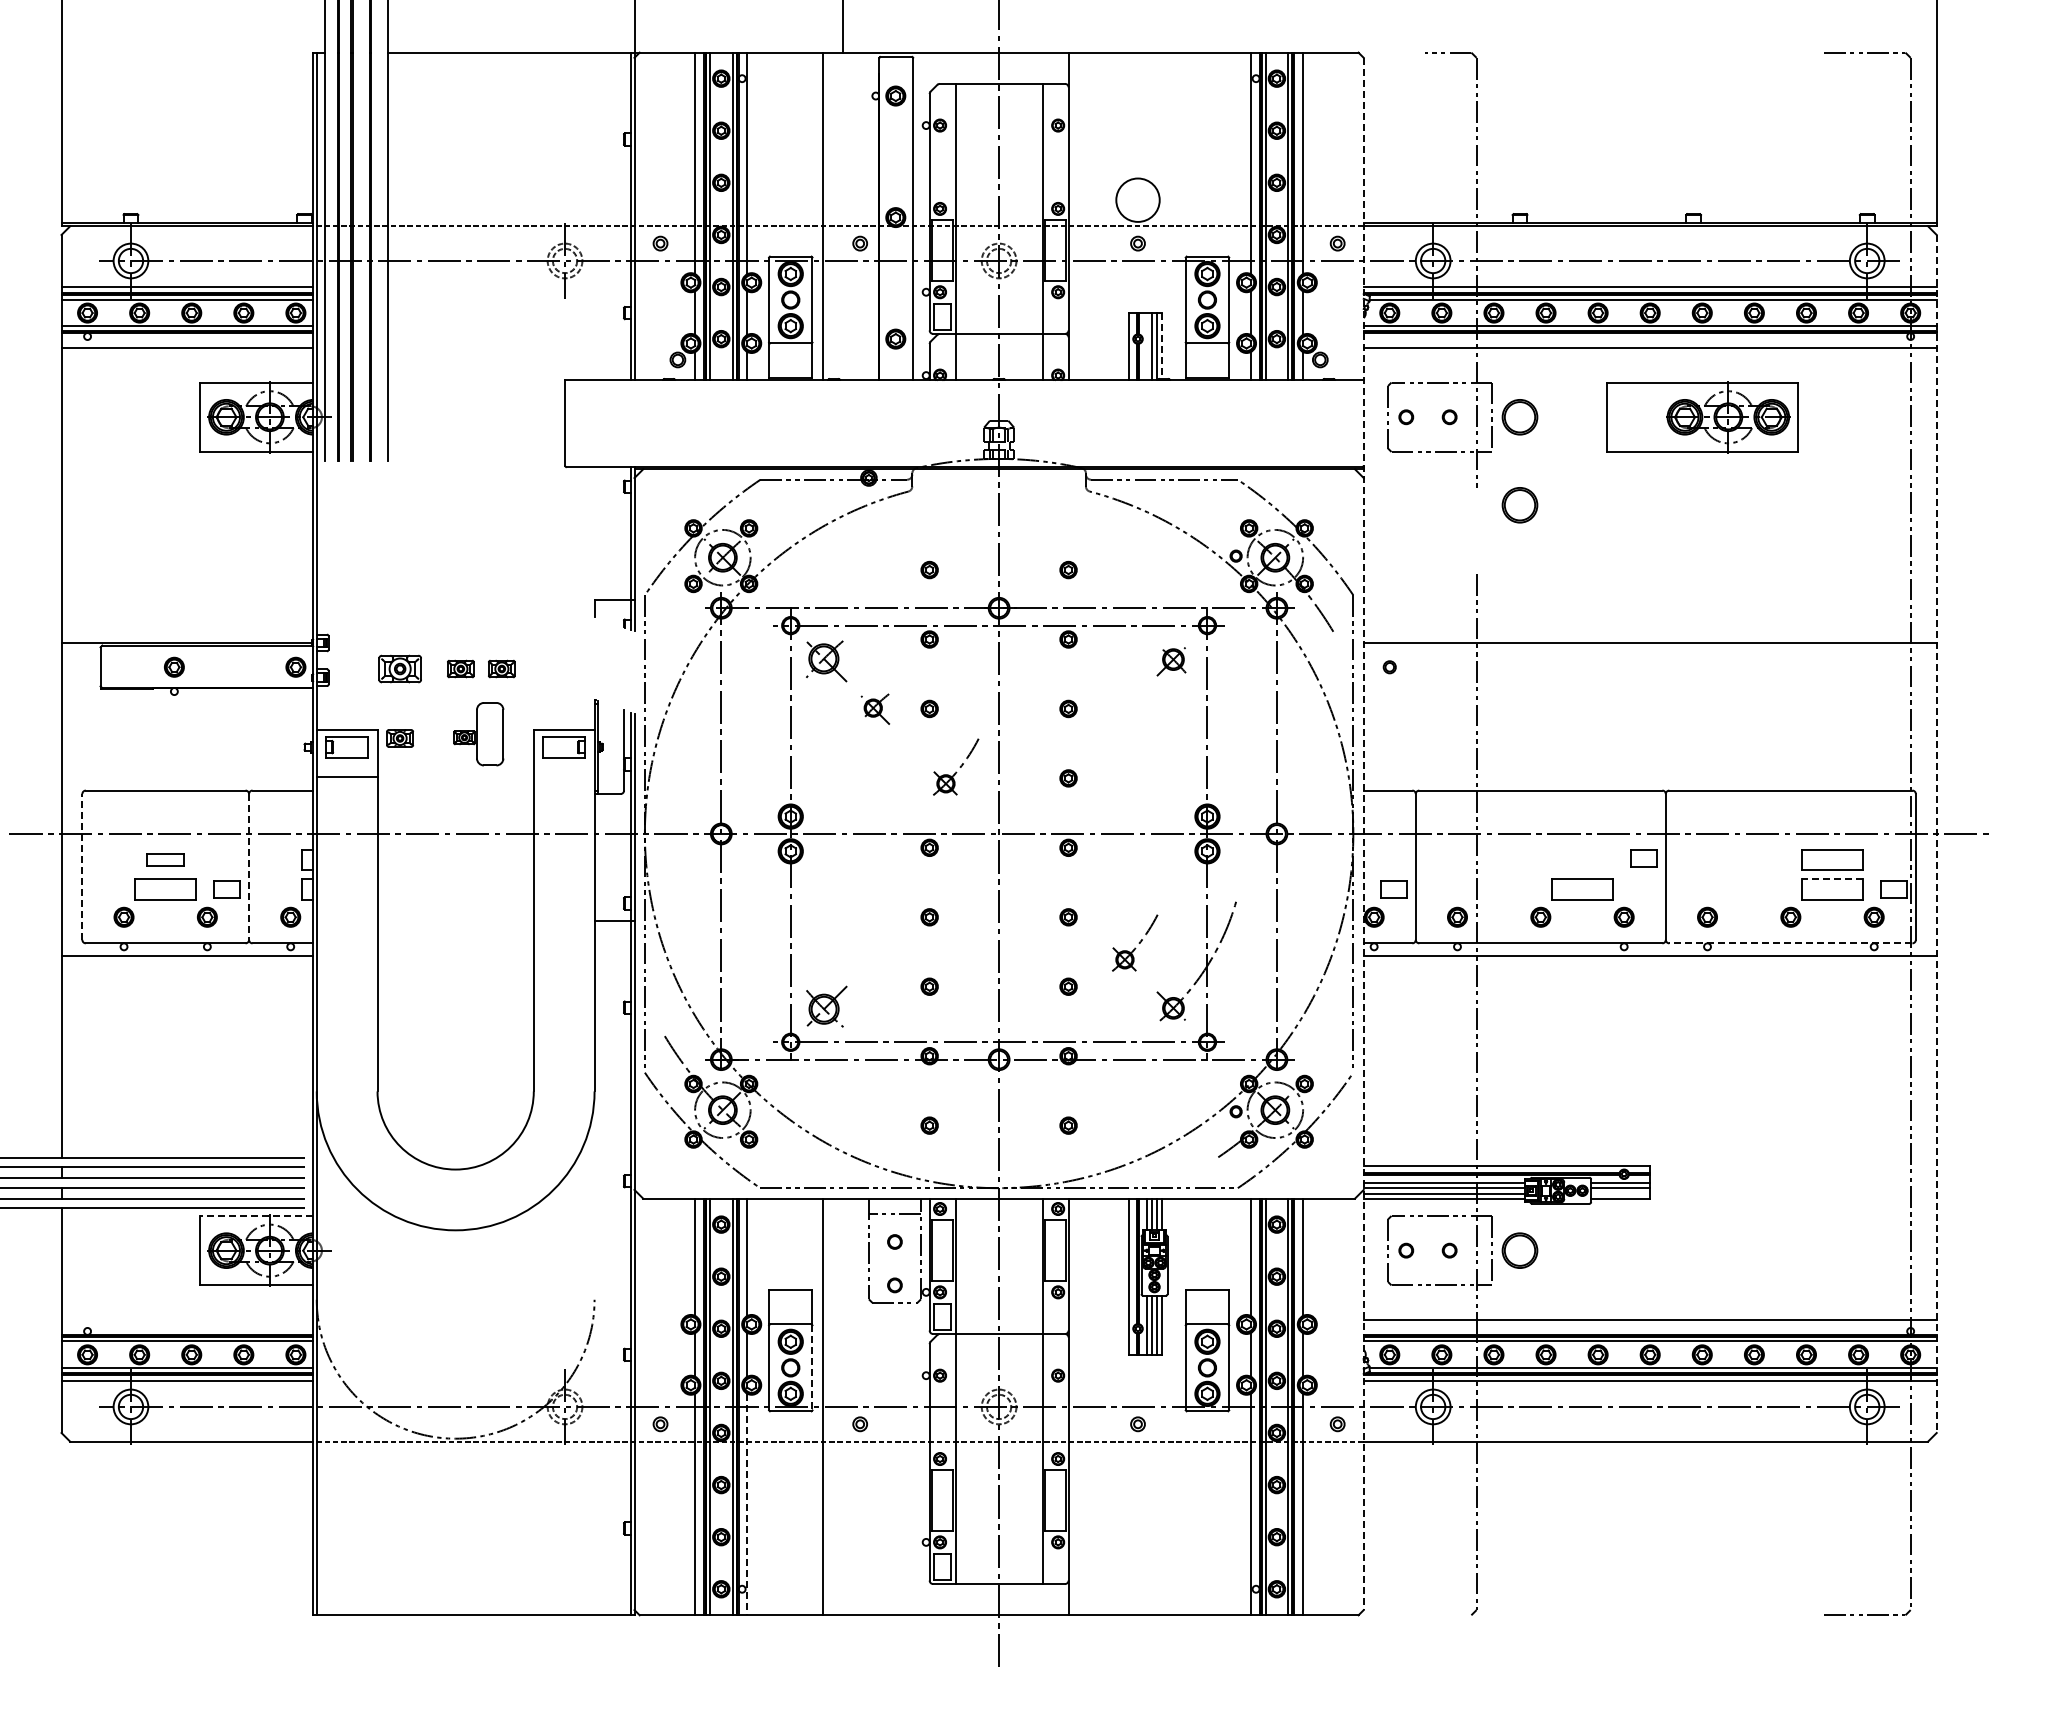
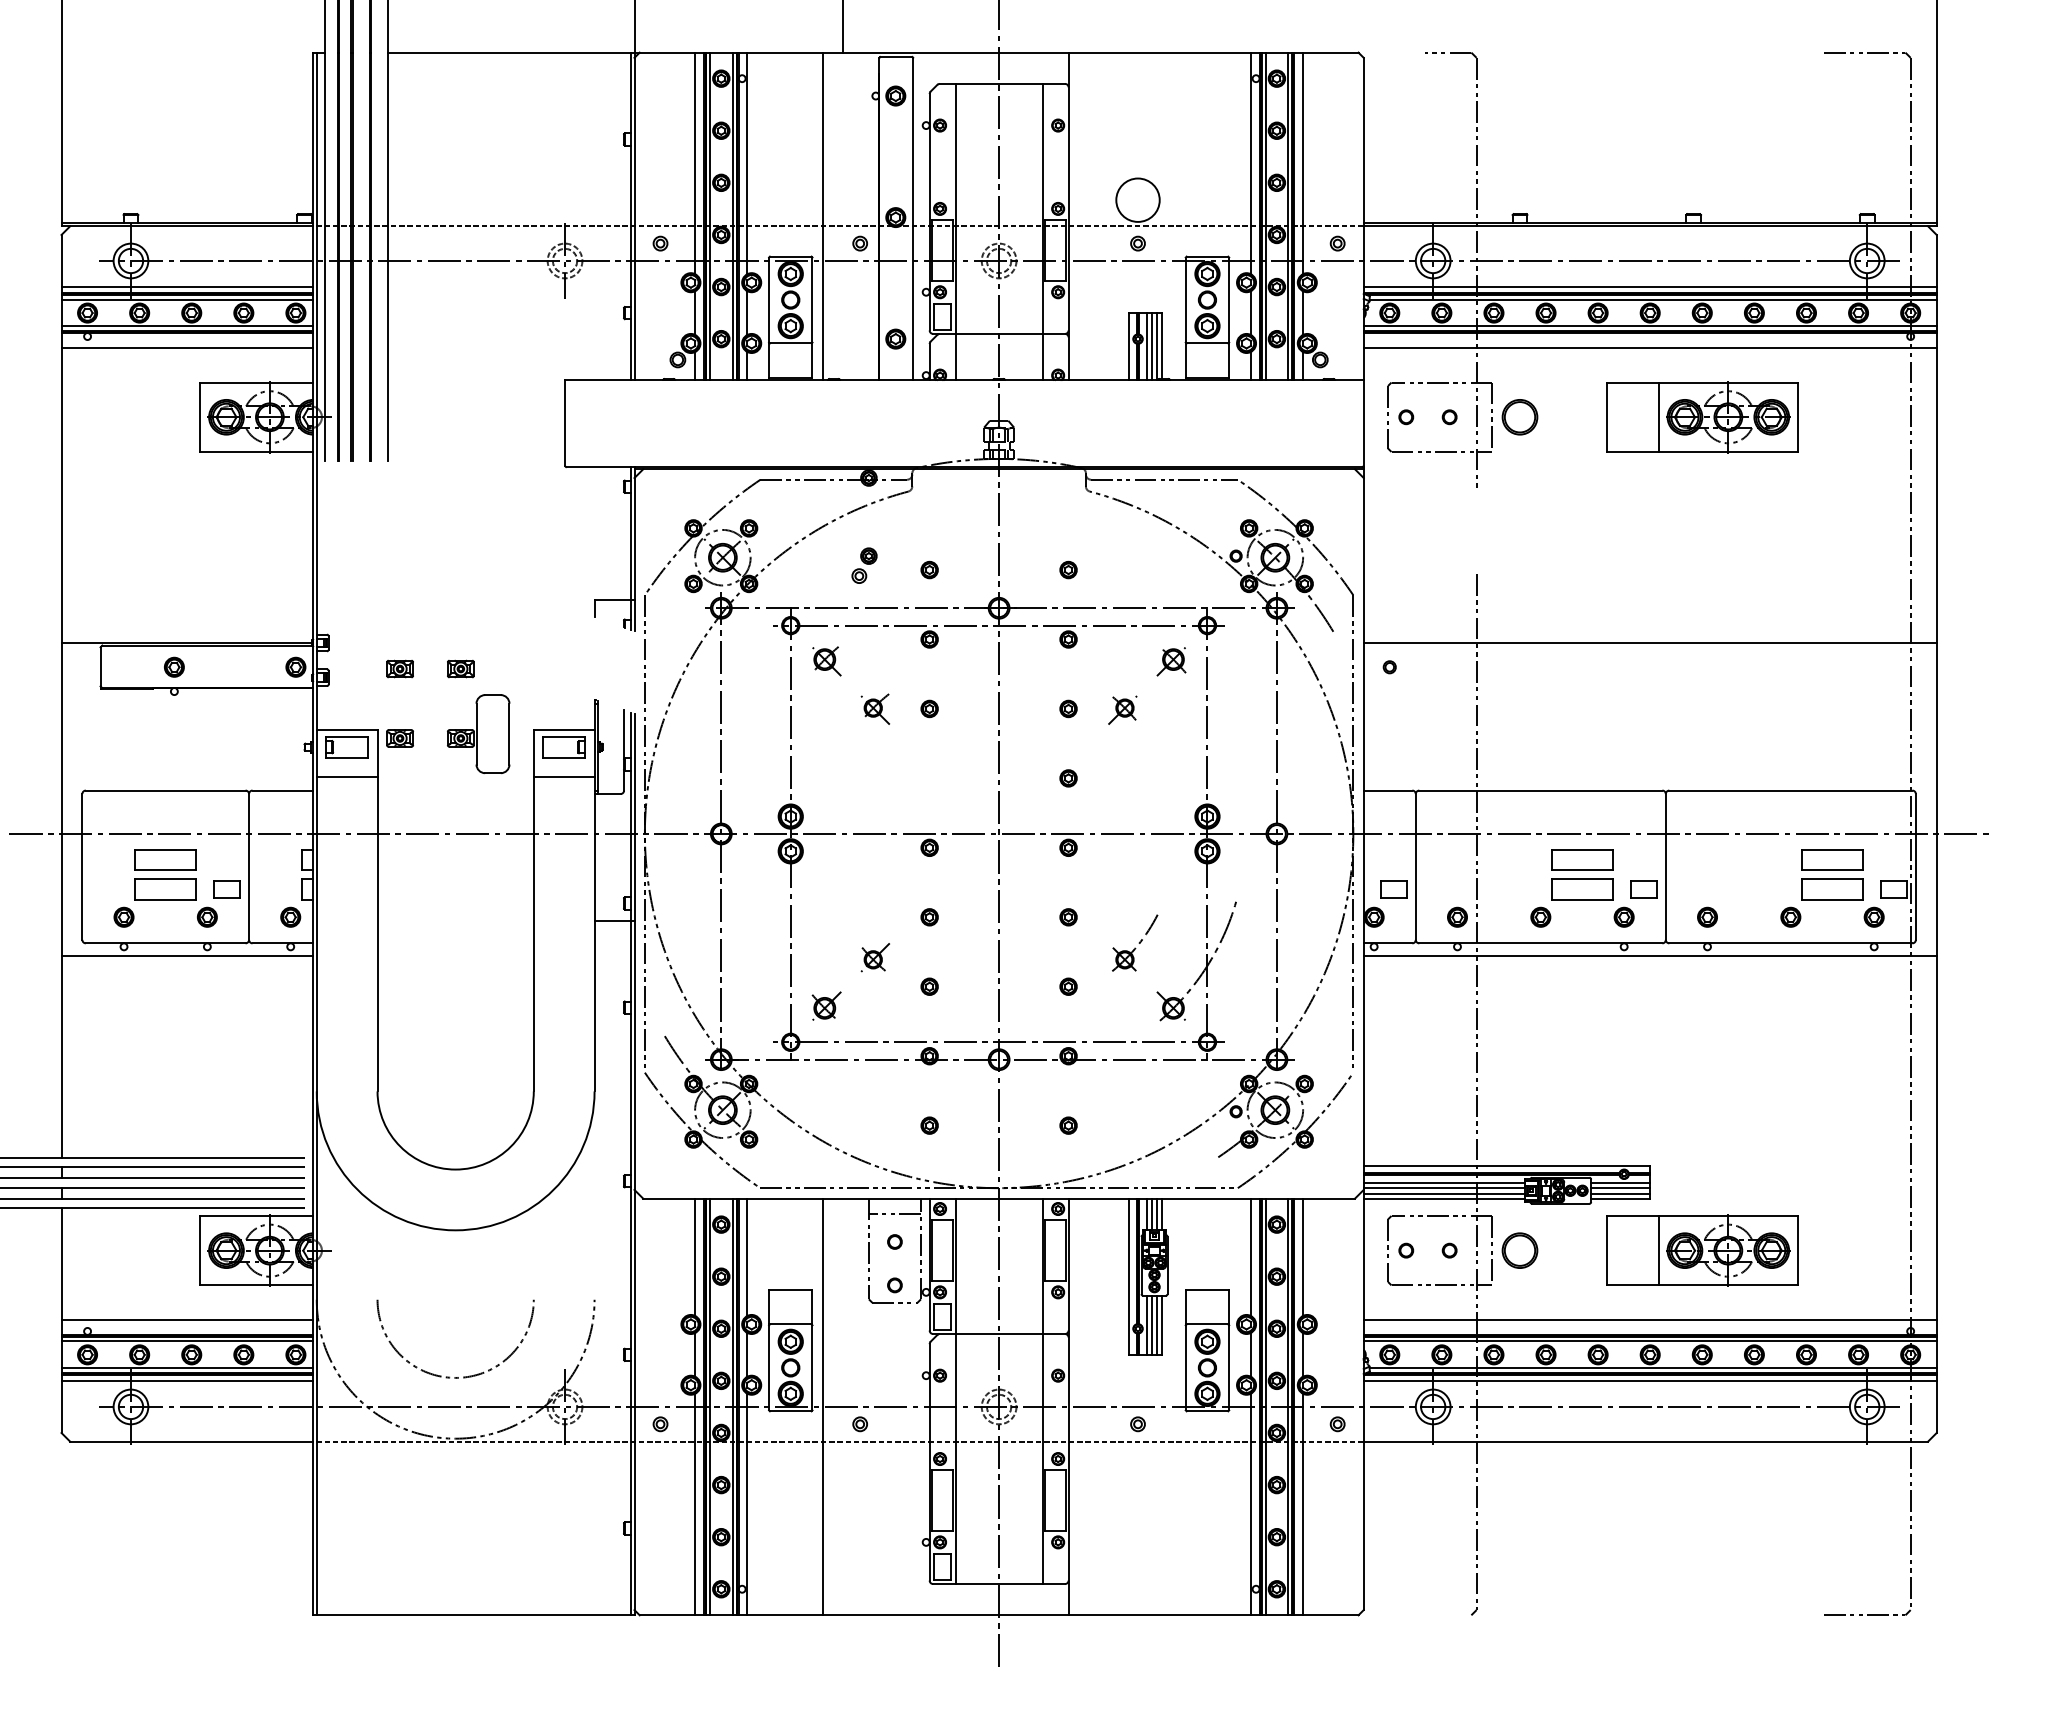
line: none -> present (1146, 346)
line: dashed -> solid (1162, 346)
line: none -> present (1658, 417)
part: present -> none (1519, 505)
part: none -> present (864, 565)
part size: 42x43 px -> 30x31 px (826, 661)
part size: 44x30 px -> 28x20 px (399, 668)
part: present -> none (501, 668)
part: none -> present (1122, 709)
part size: 52x65 px -> 64x81 px (478, 734)
part: present -> none (956, 766)
line: none -> present (563, 776)
line: dashed -> solid (1363, 834)
line: dashed -> solid (1936, 834)
part position: (1643, 858) -> (1643, 889) (1643, 889)
part size: 39x14 px -> 63x22 px (165, 859)
part: none -> present (1582, 859)
line: dashed -> solid (82, 866)
line: dashed -> solid (249, 866)
line: dashed -> solid (1832, 879)
line: dashed -> solid (1790, 943)
part: none -> present (874, 957)
part size: 42x43 px -> 31x30 px (826, 1005)
line: none -> present (1620, 1193)
line: dashed -> solid (256, 1215)
part: none -> present (1702, 1250)
line: none -> present (187, 1320)
line: dashed -> solid (812, 1367)
arc: none -> present (449, 1376)
line: dashed -> solid (747, 1504)
